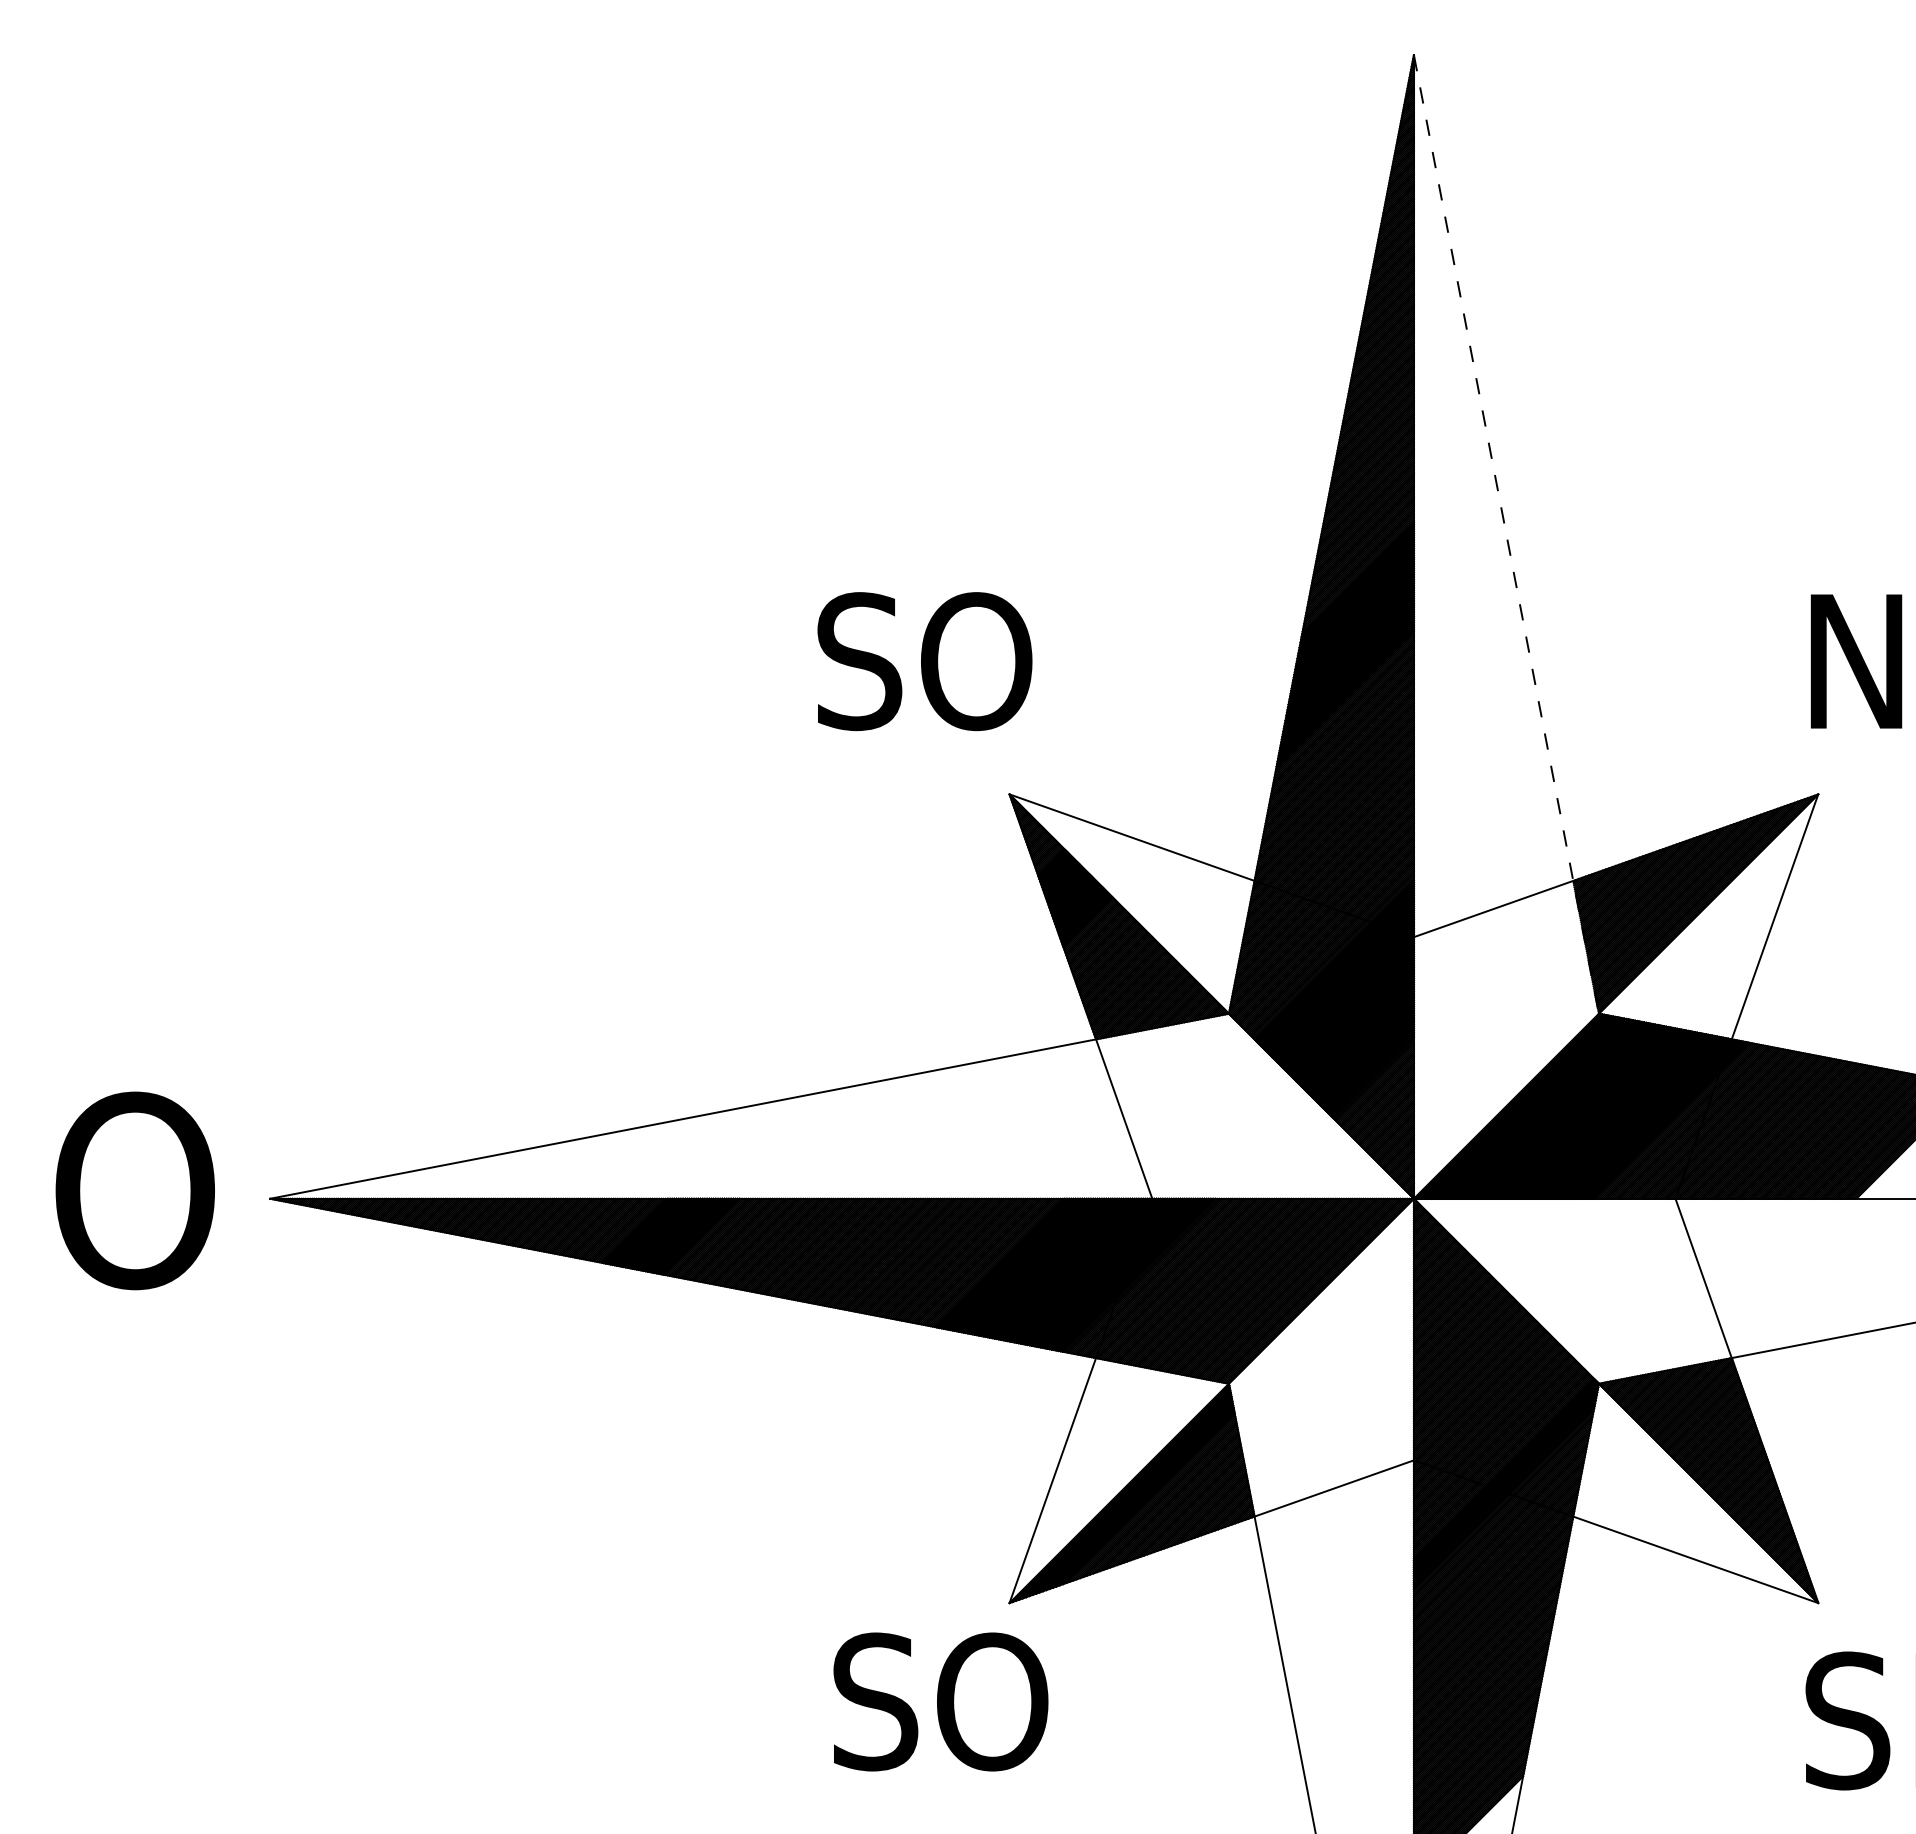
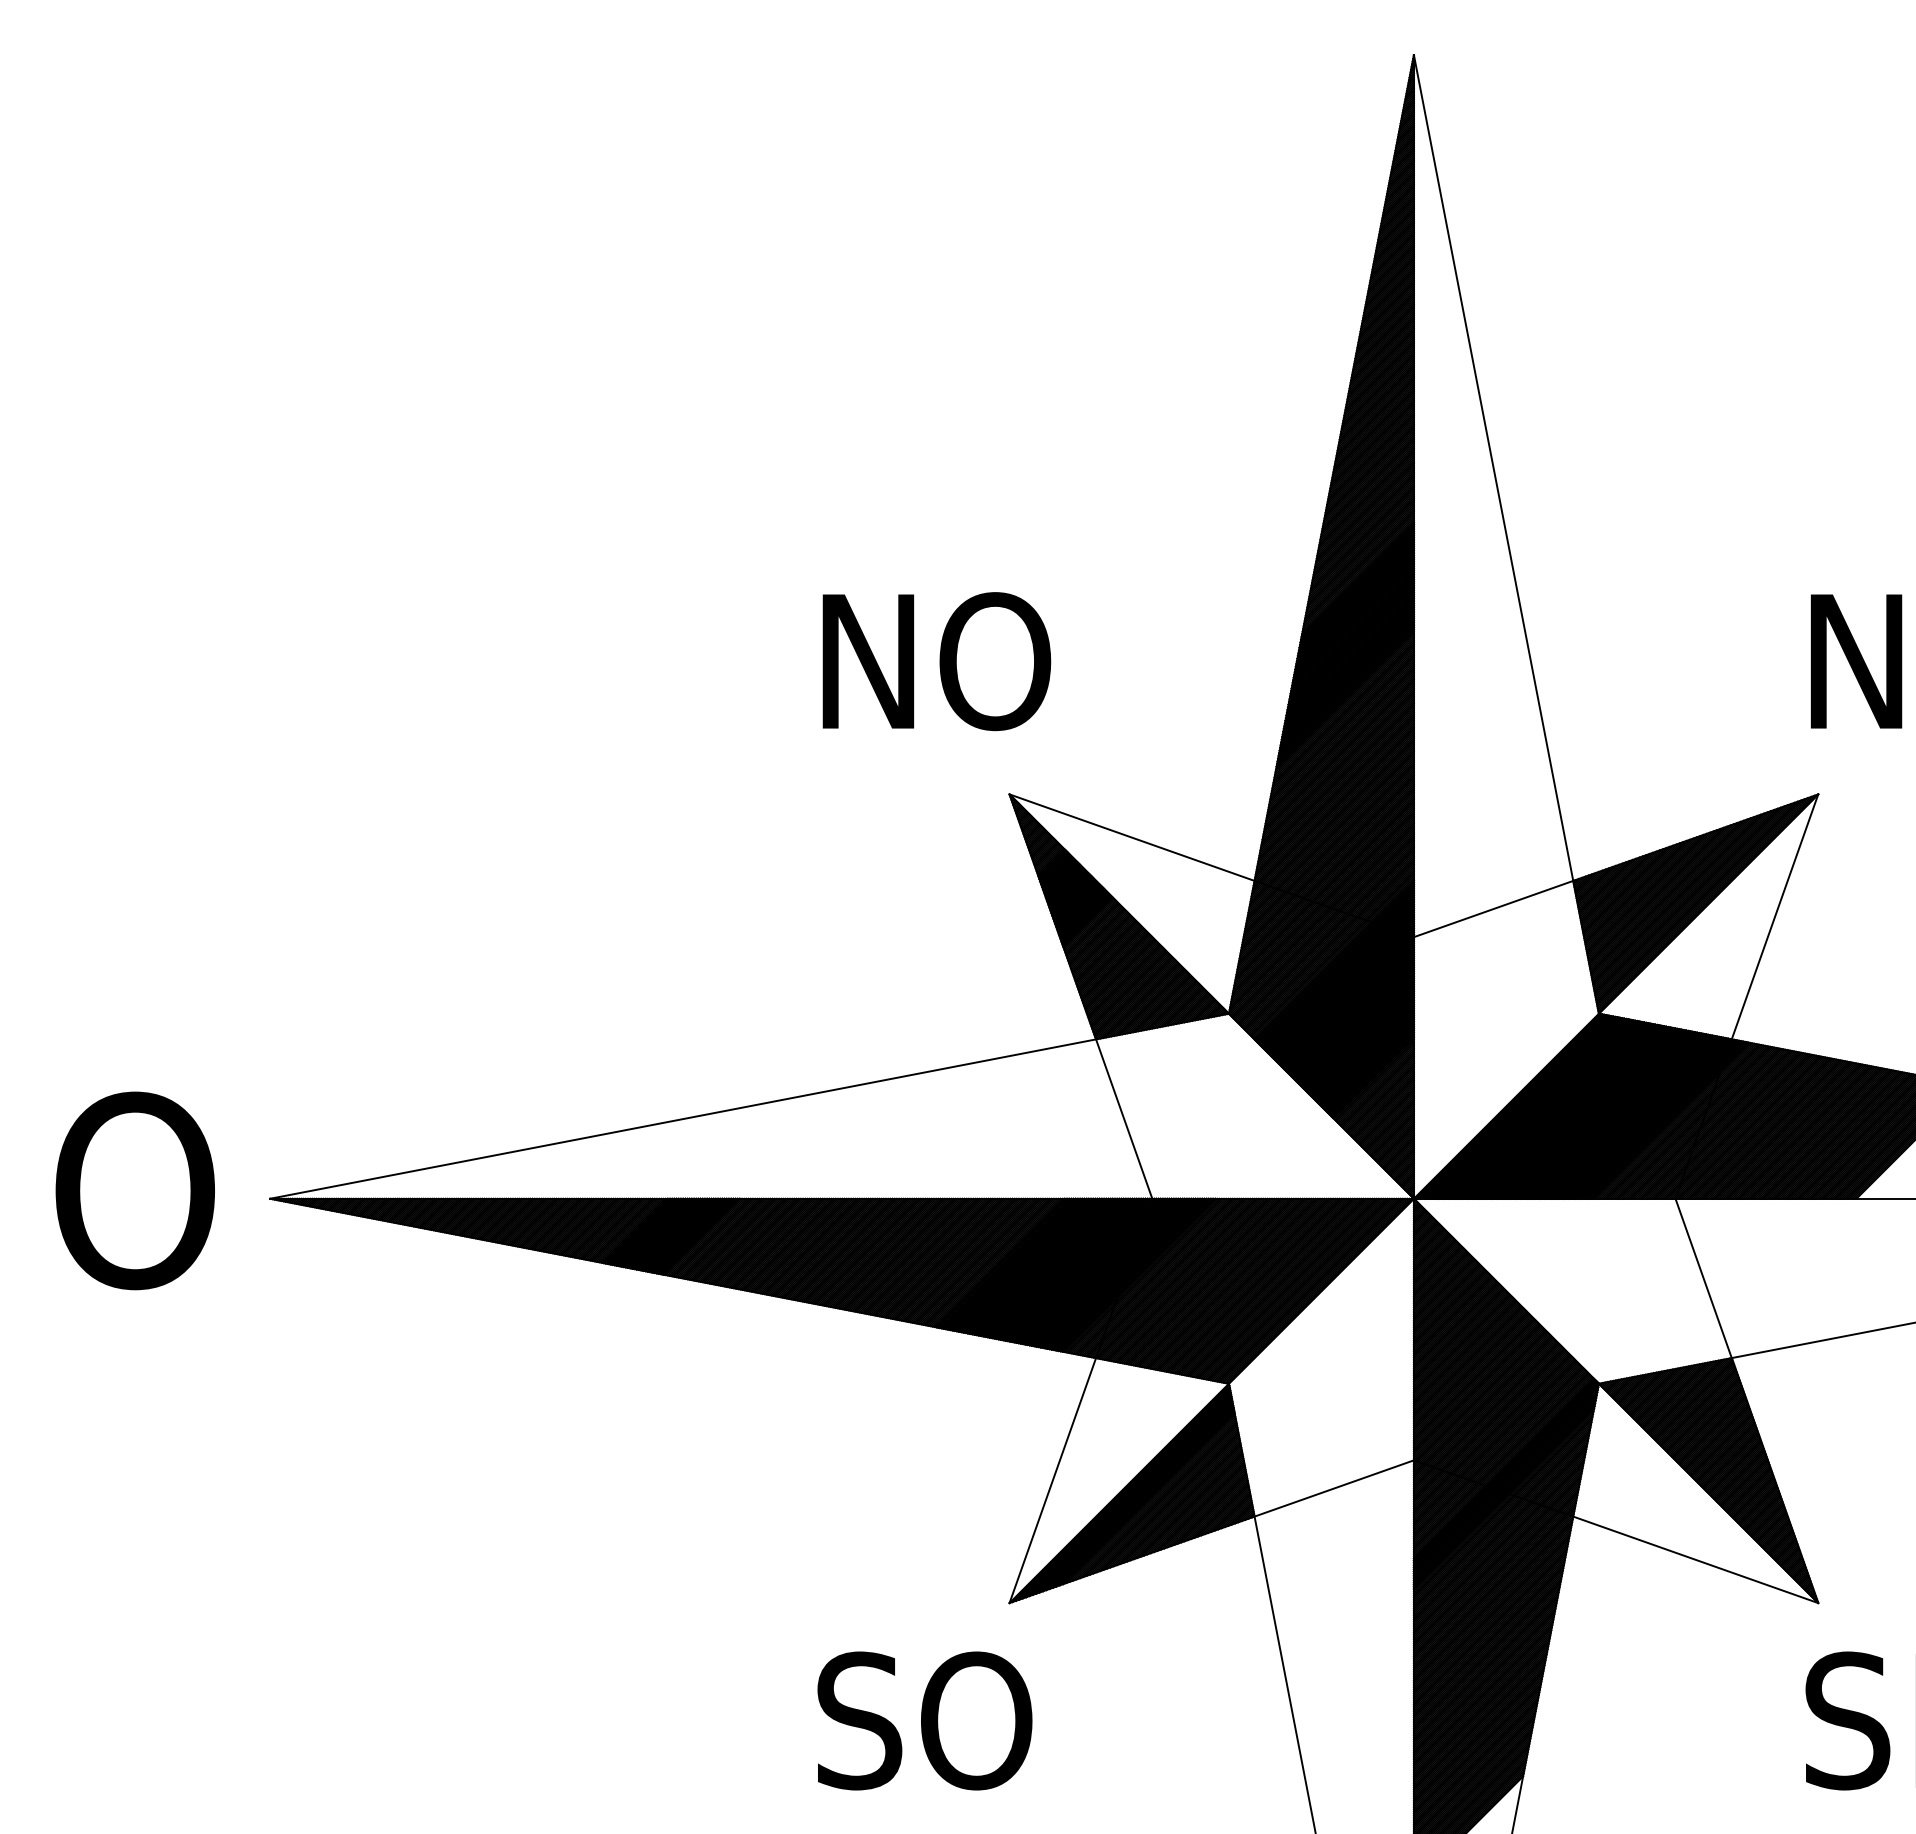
line: dashed -> solid (1506, 534)
text: SO -> NO (934, 661)
text position: (940, 1701) -> (924, 1720) (924, 1720)
